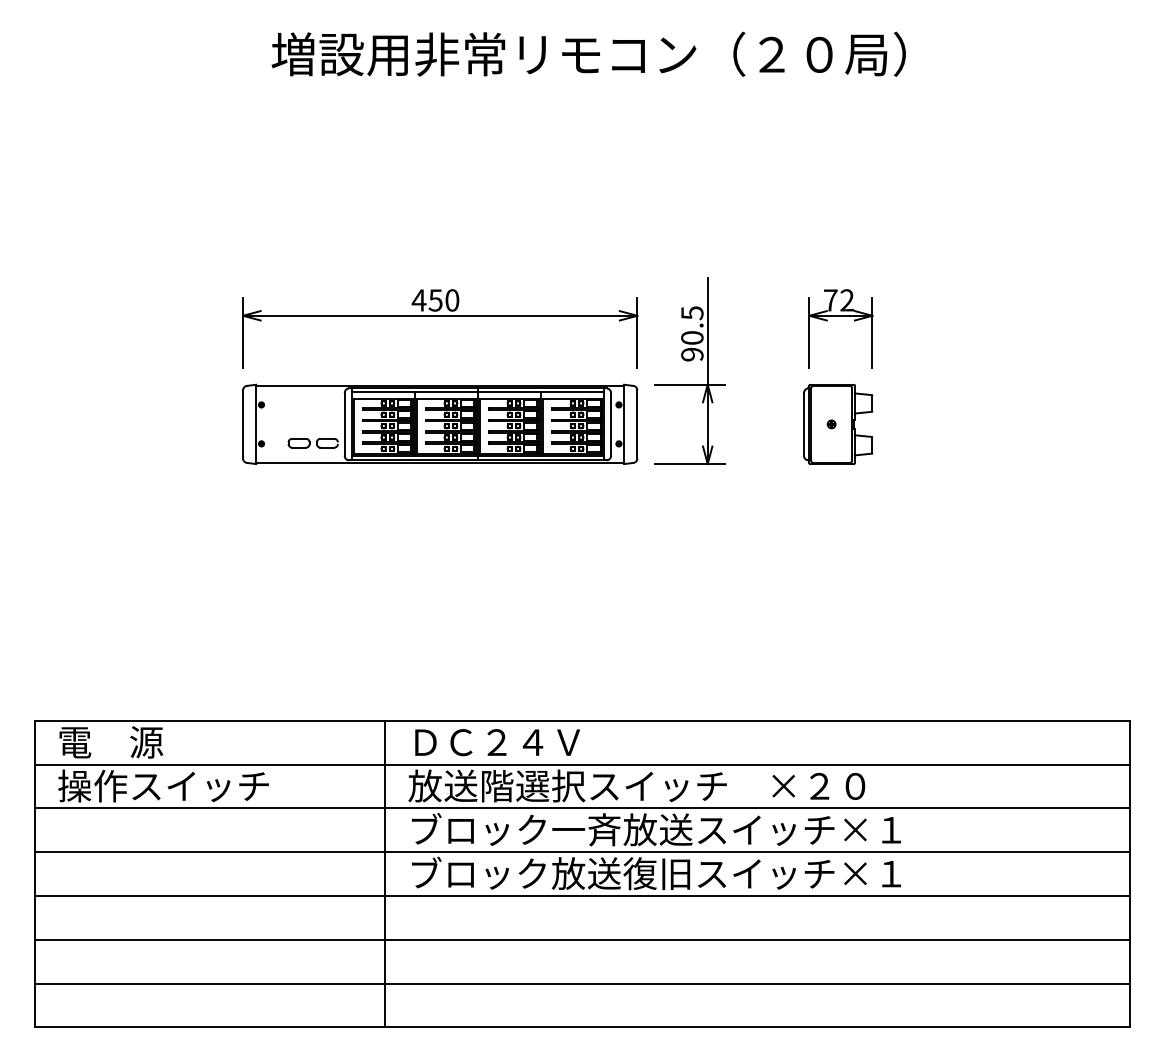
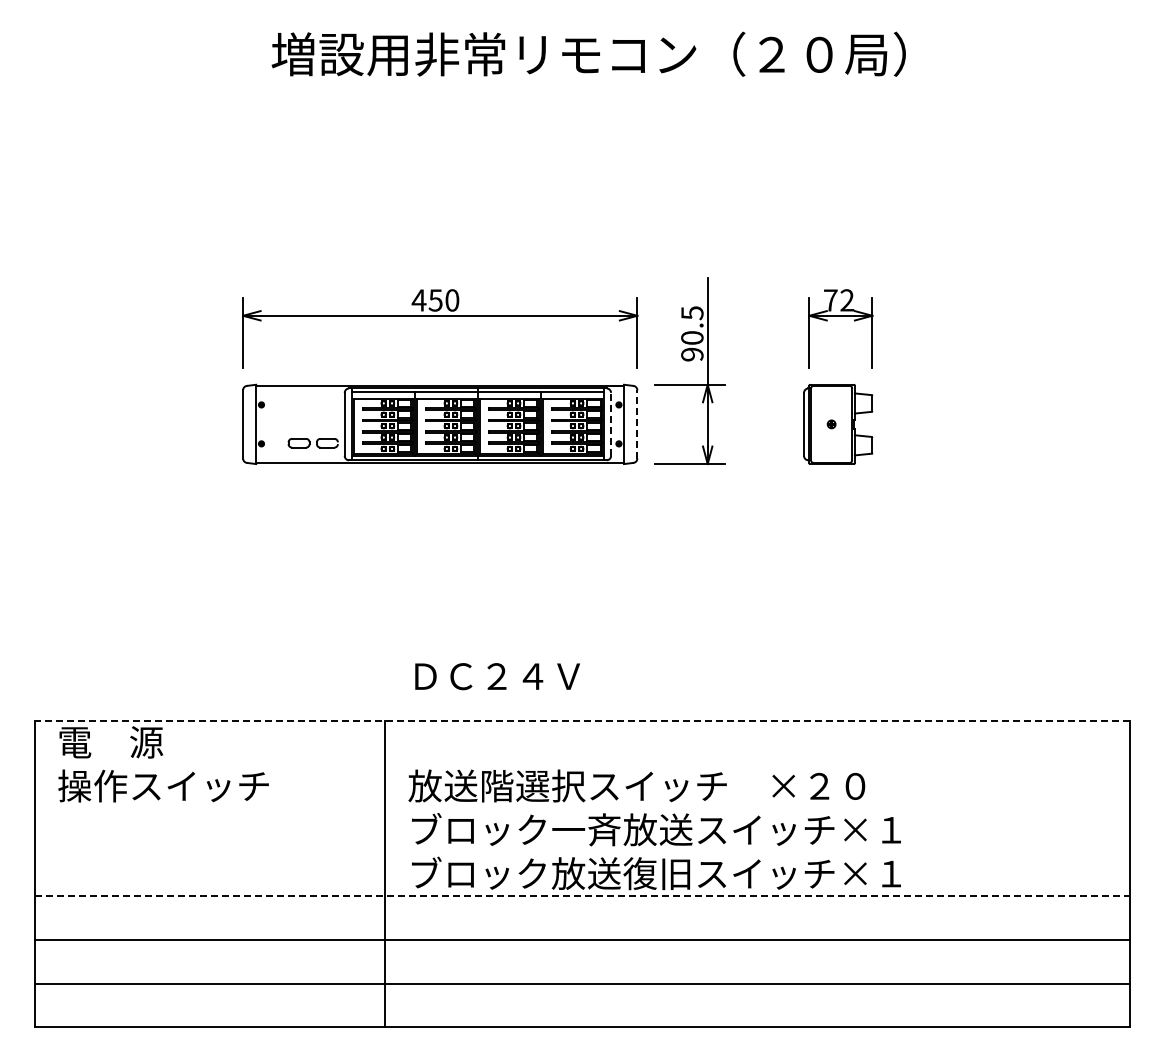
line: solid -> dashed (637, 423)
line: solid -> dashed (611, 424)
line: solid -> dashed (582, 720)
text position: (497, 742) -> (497, 676) (497, 676)
line: present -> none (582, 764)
line: present -> none (582, 808)
line: present -> none (582, 852)
line: solid -> dashed (582, 896)
